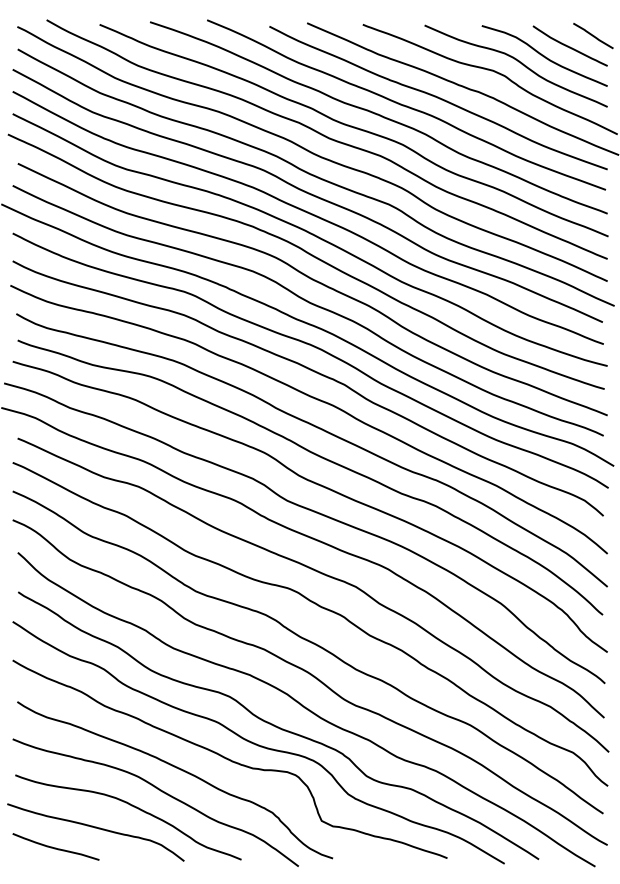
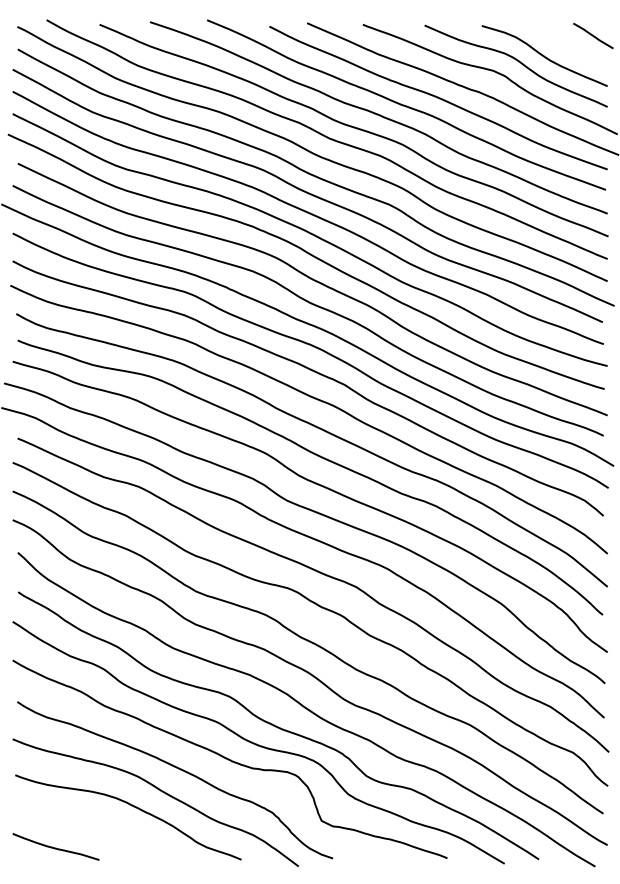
curve: present -> none (568, 45)
curve: present -> none (95, 828)
